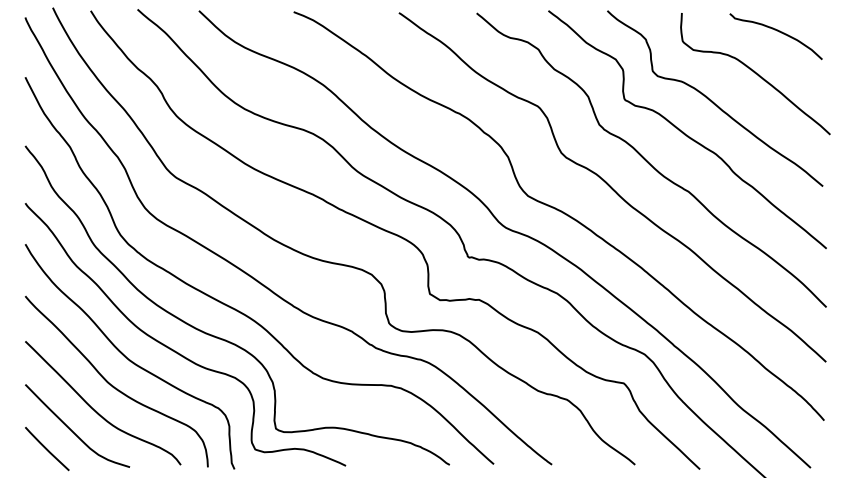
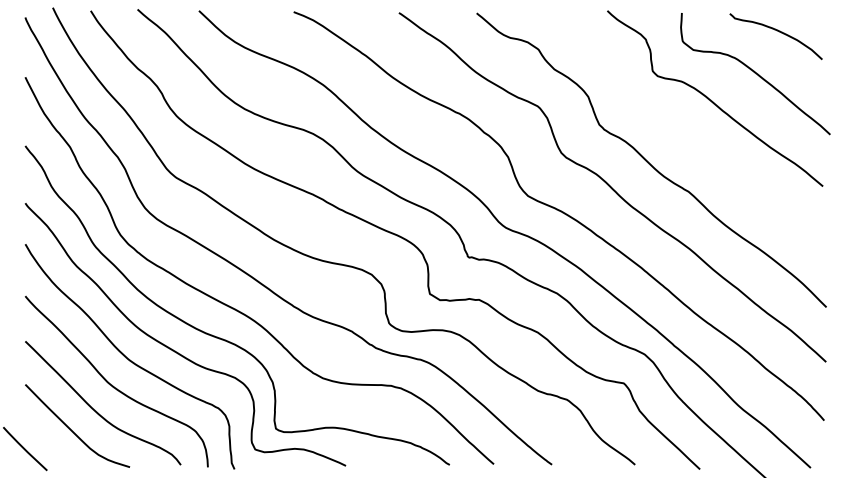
curve: present -> none (684, 132)
line position: (47, 449) -> (25, 449) (25, 449)
